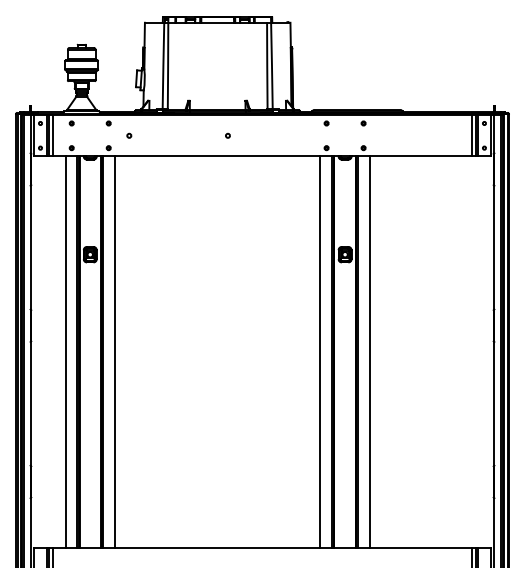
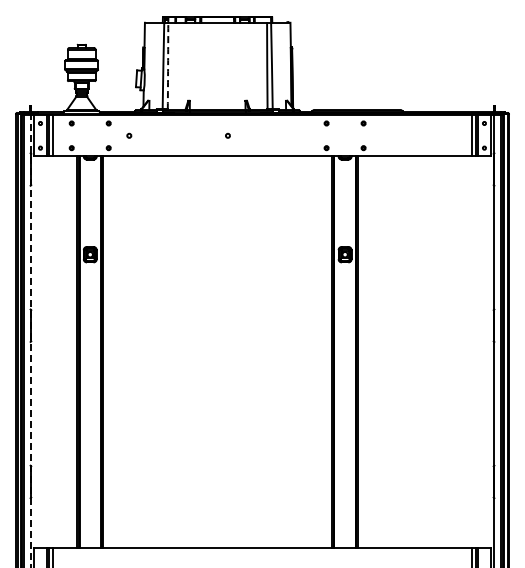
arc: solid -> dashed (168, 65)
line: solid -> dashed (30, 340)
line: present -> none (65, 351)
line: present -> none (114, 351)
line: present -> none (320, 351)
line: present -> none (369, 351)
